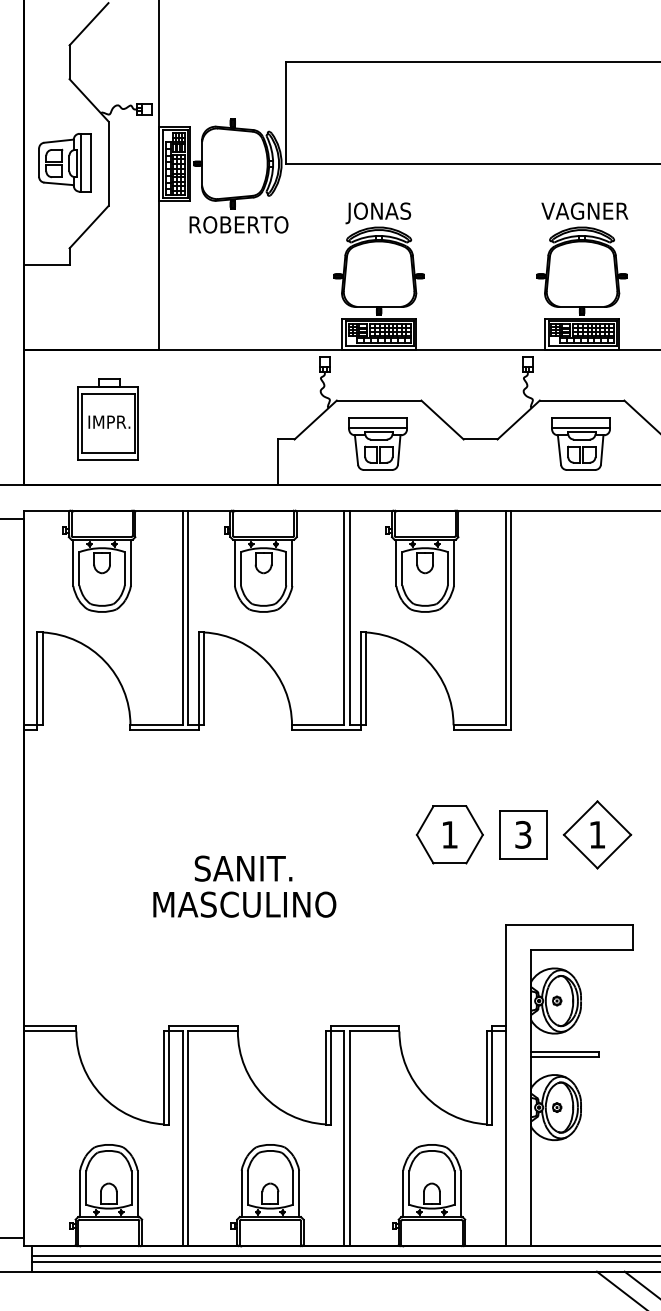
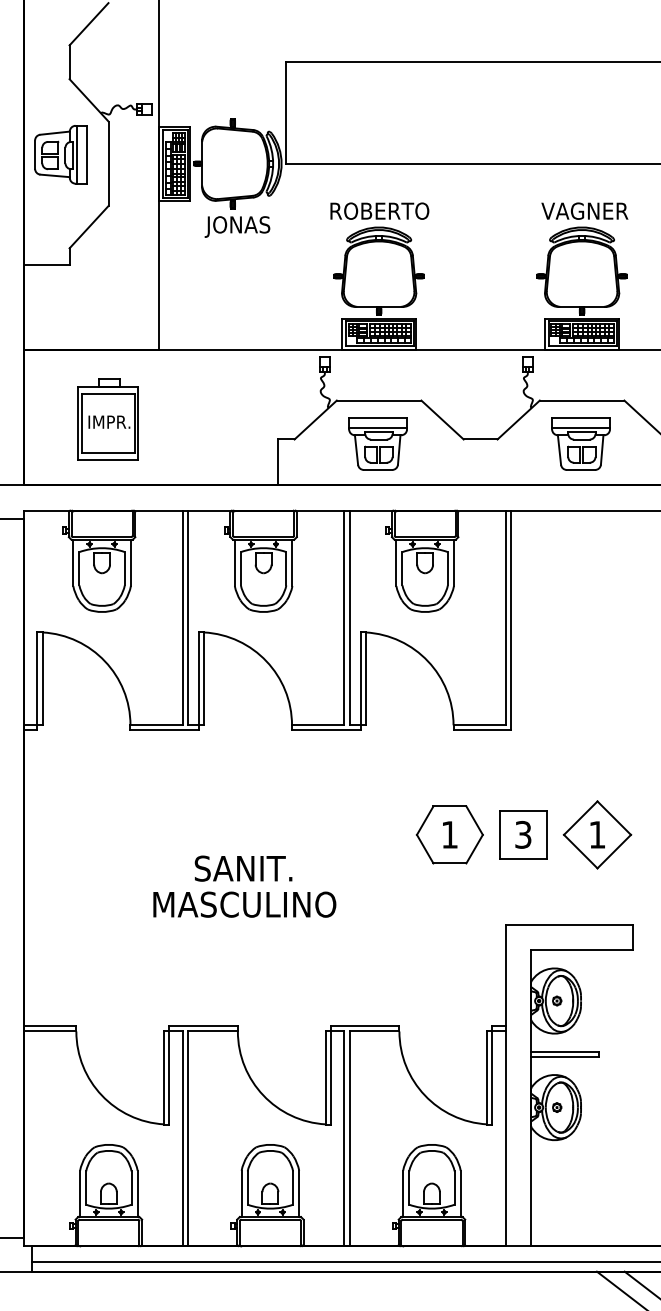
part position: (64, 162) -> (60, 154) (60, 154)
text: JONAS -> ROBERTO (379, 213)
text: ROBERTO -> JONAS (238, 226)
line: present -> none (344, 1255)
